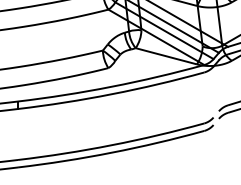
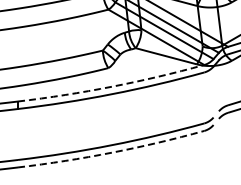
arc: solid -> dashed (111, 86)
arc: solid -> dashed (111, 152)
